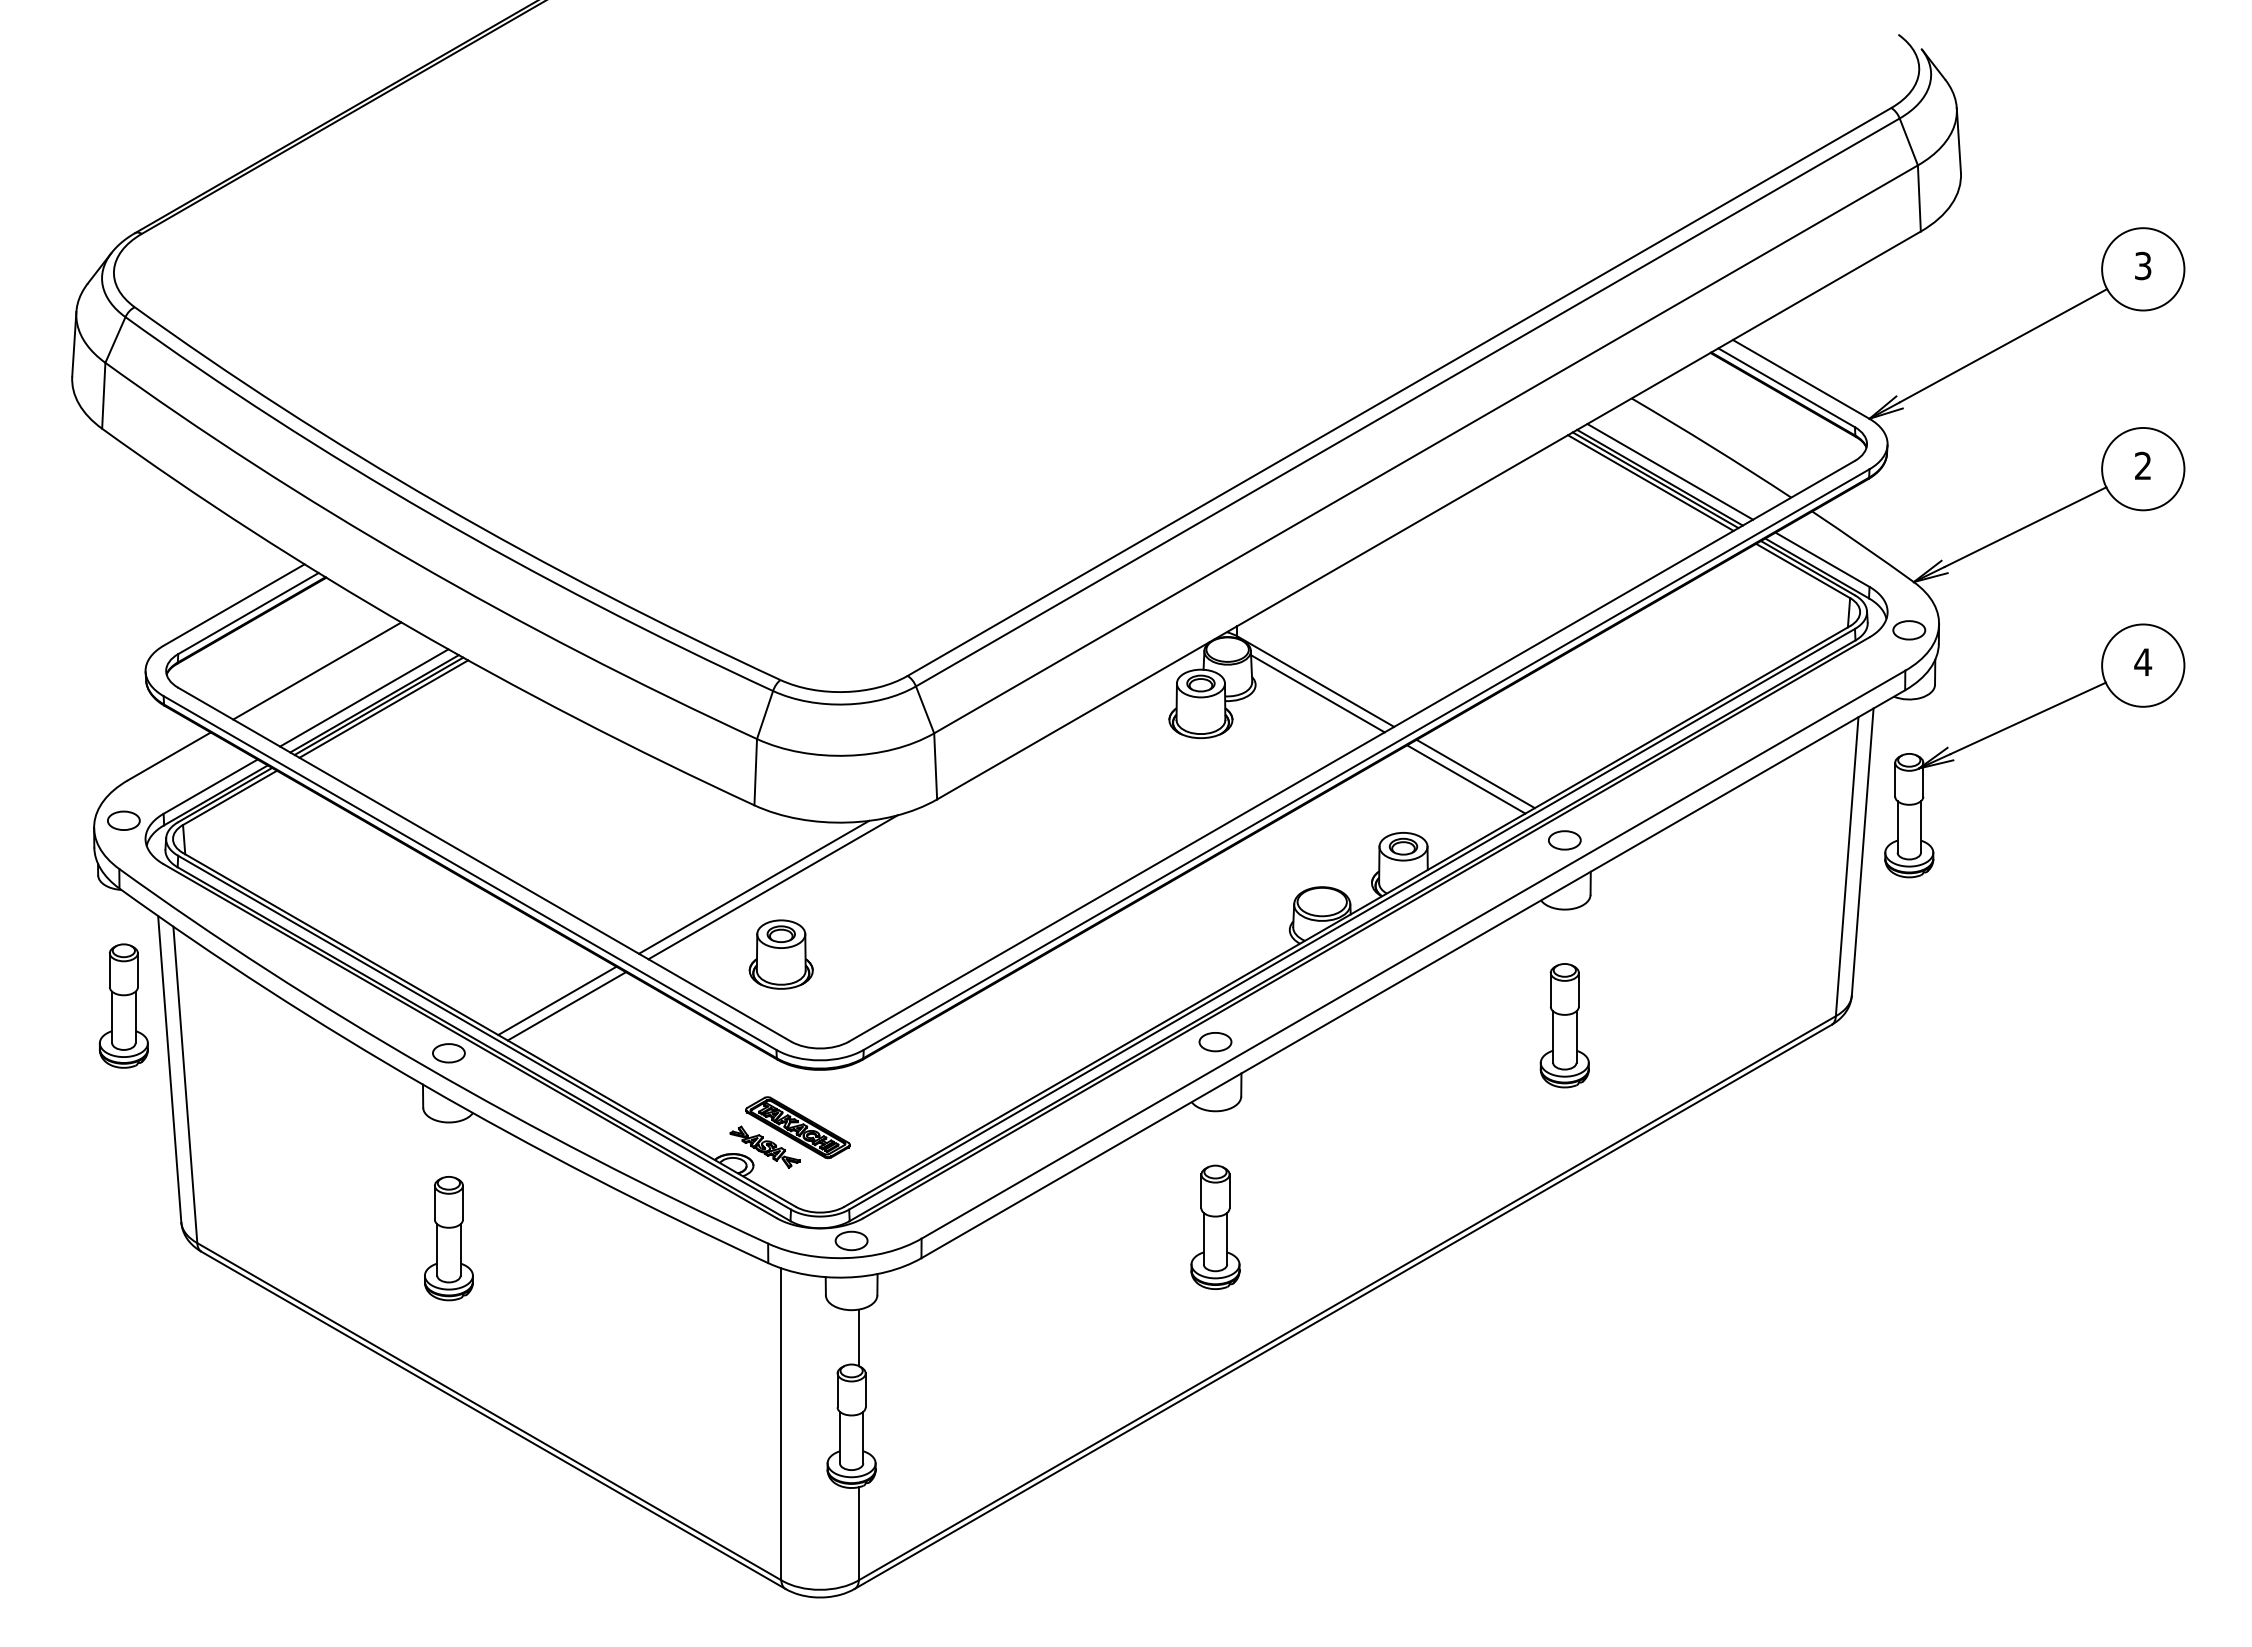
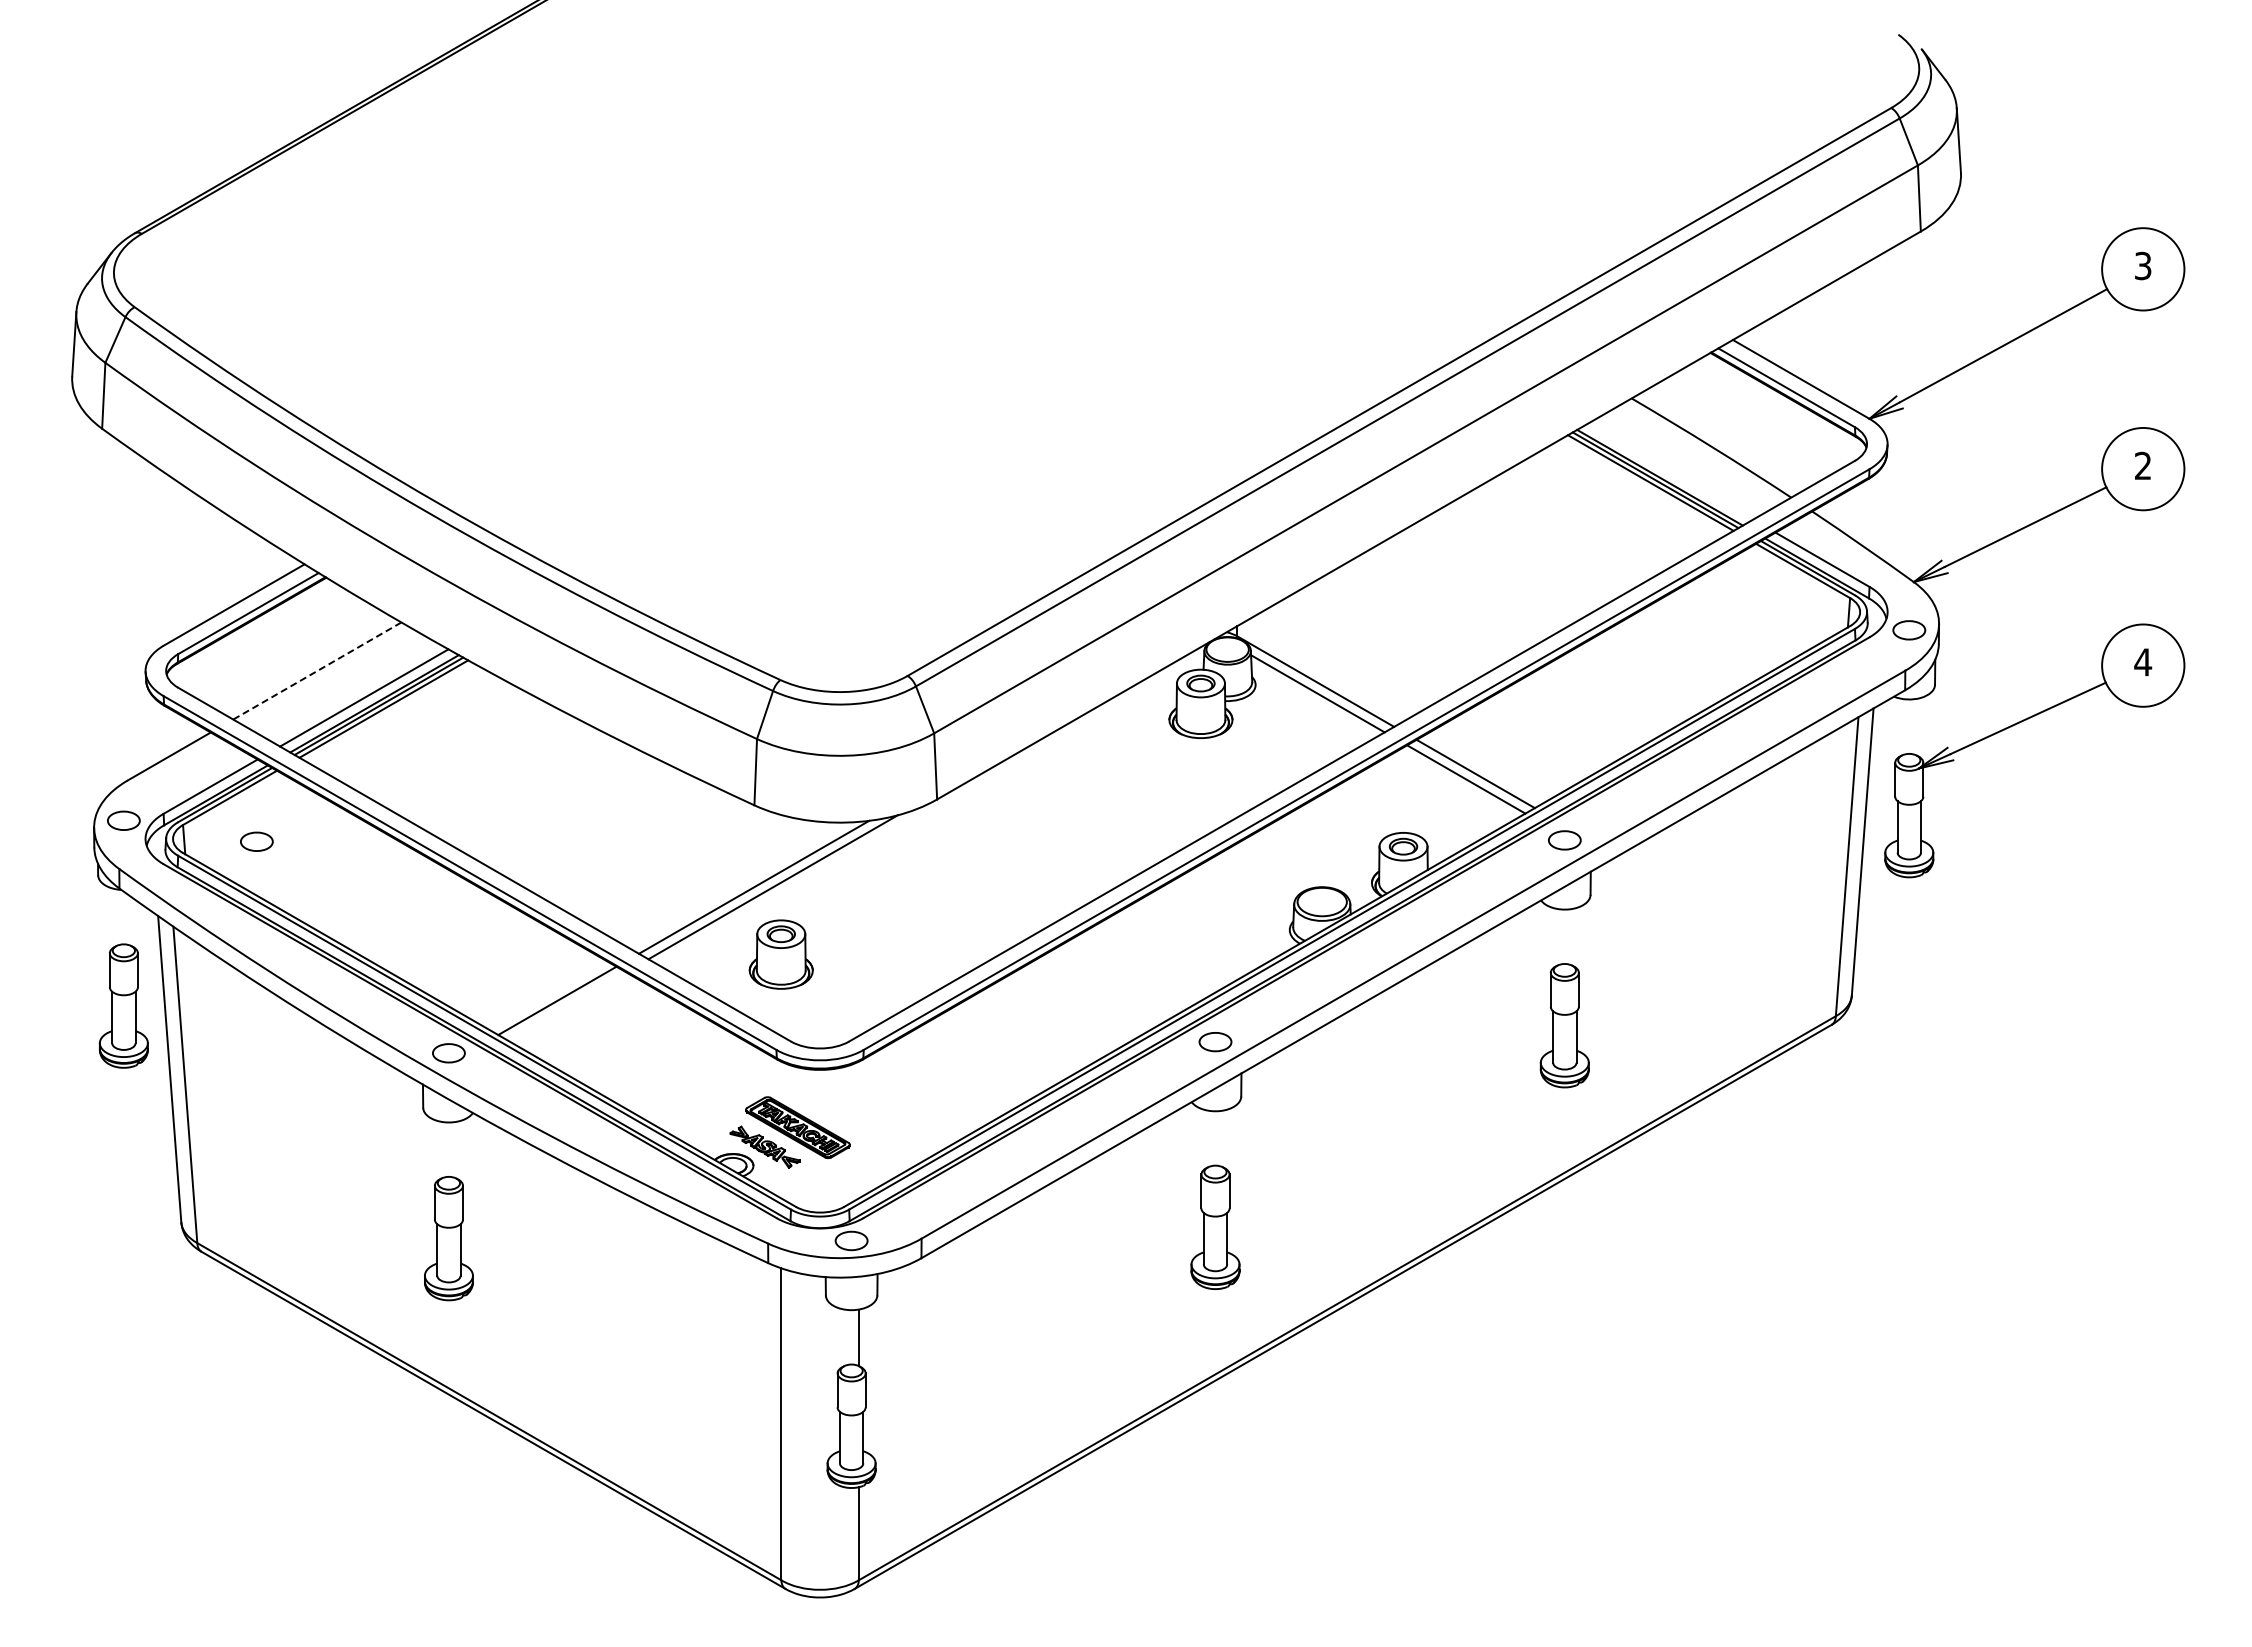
line: present -> none (1670, 471)
line: solid -> dashed (316, 671)
part: none -> present (256, 841)
line: present -> none (566, 1006)
